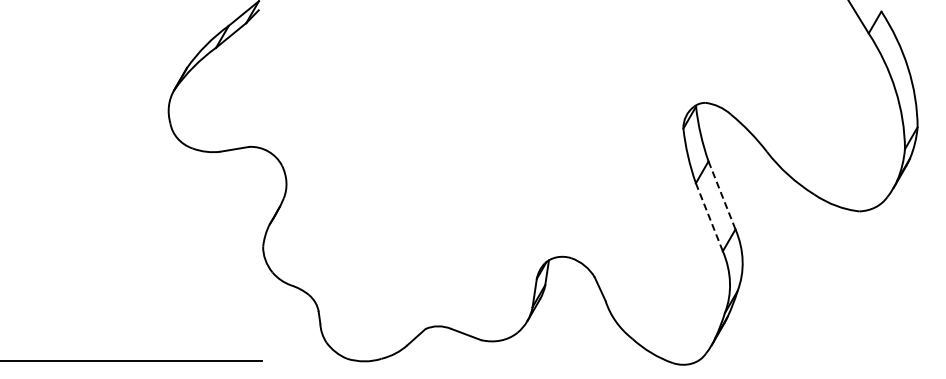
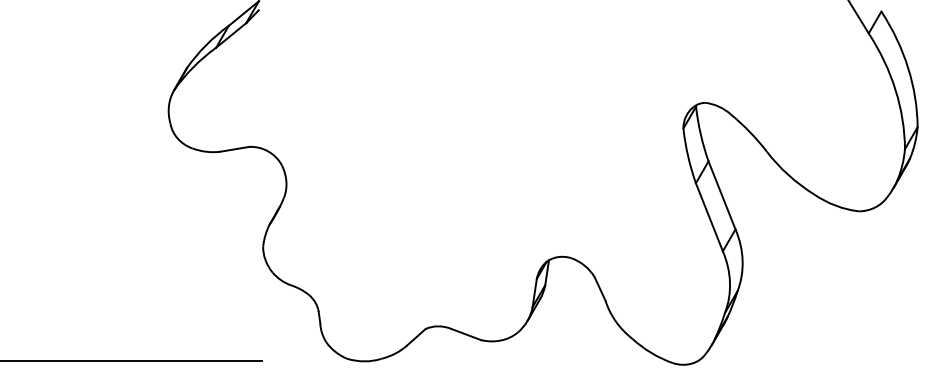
line: dashed -> solid (722, 195)
line: dashed -> solid (709, 217)
